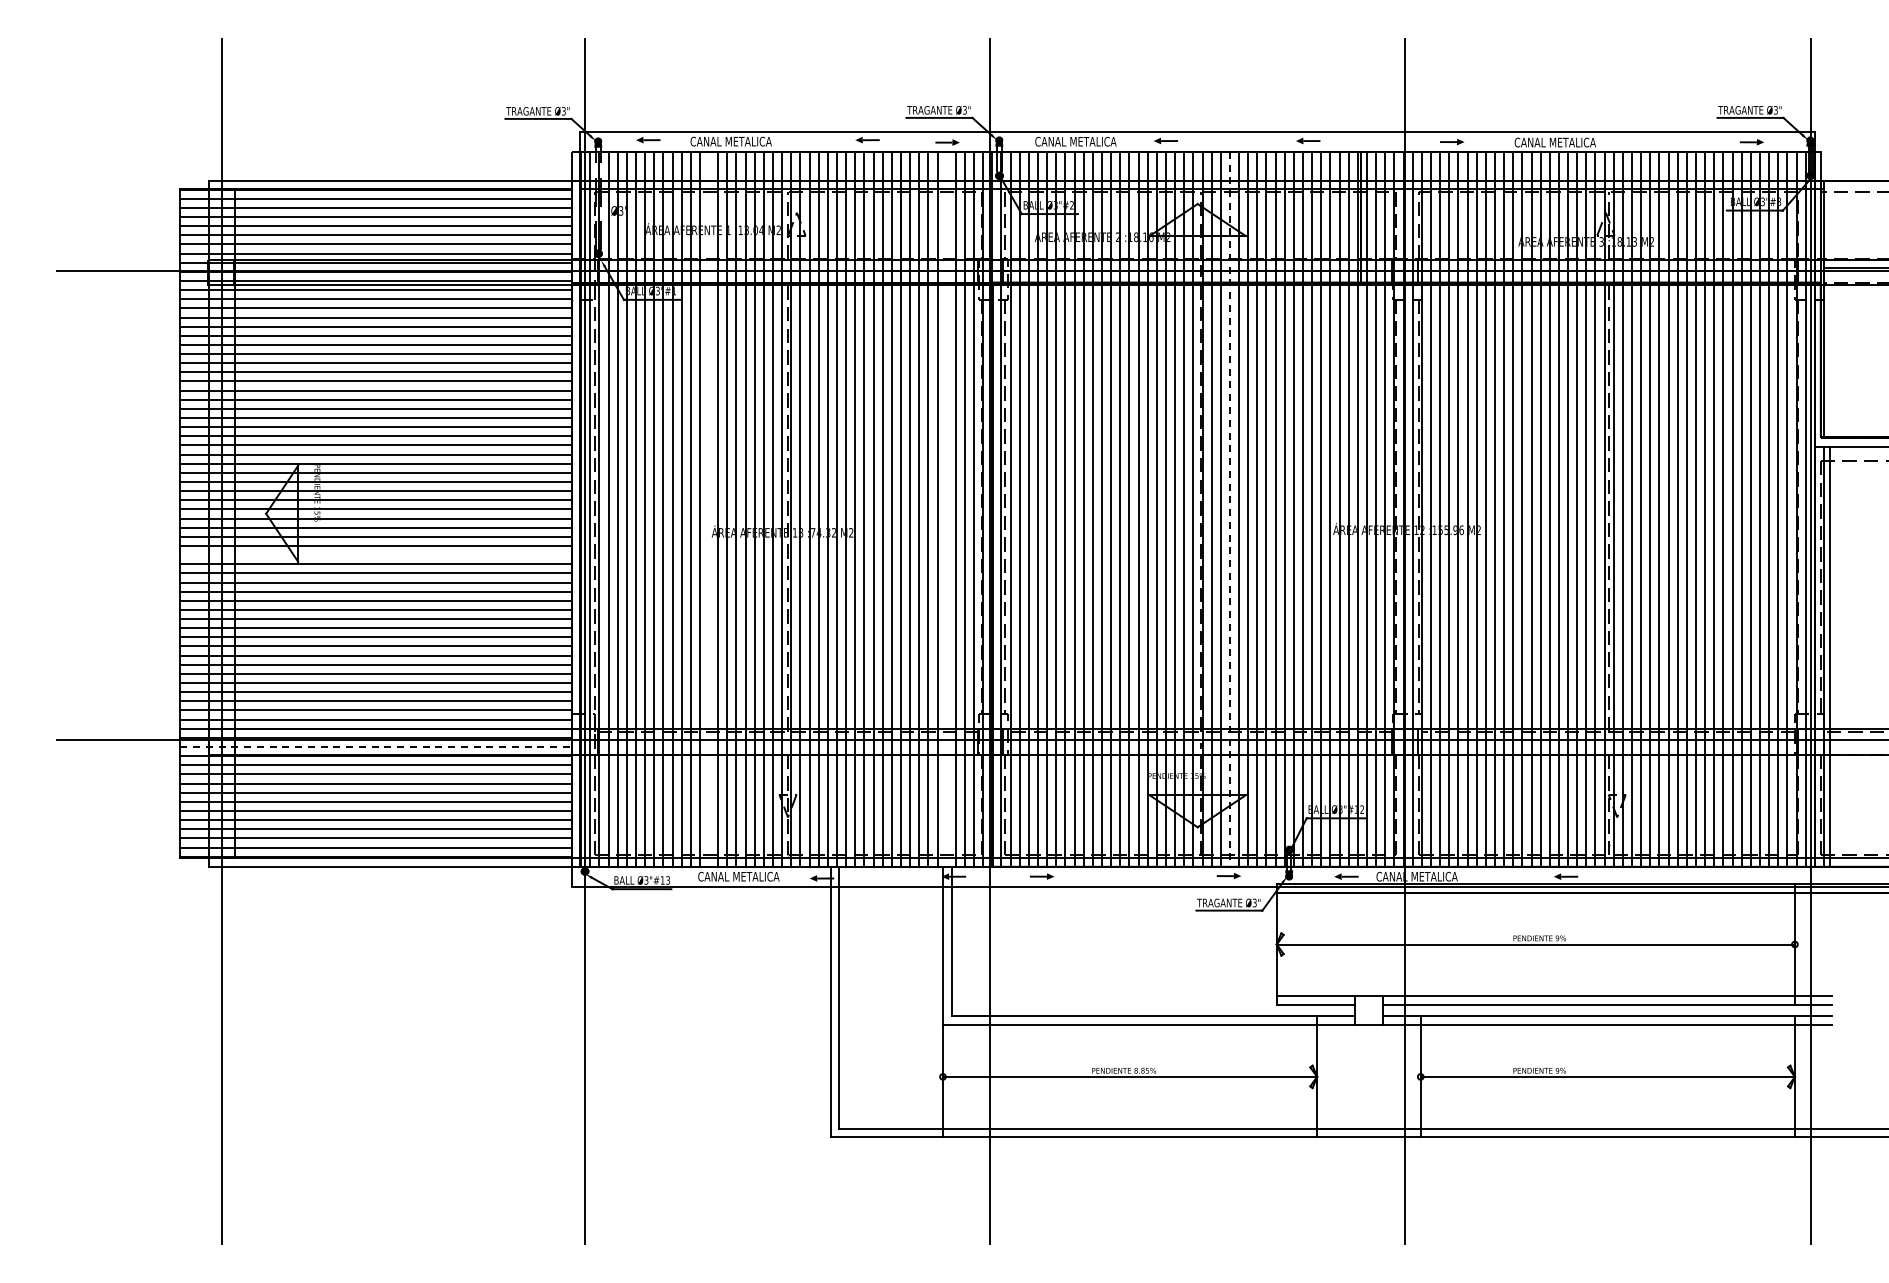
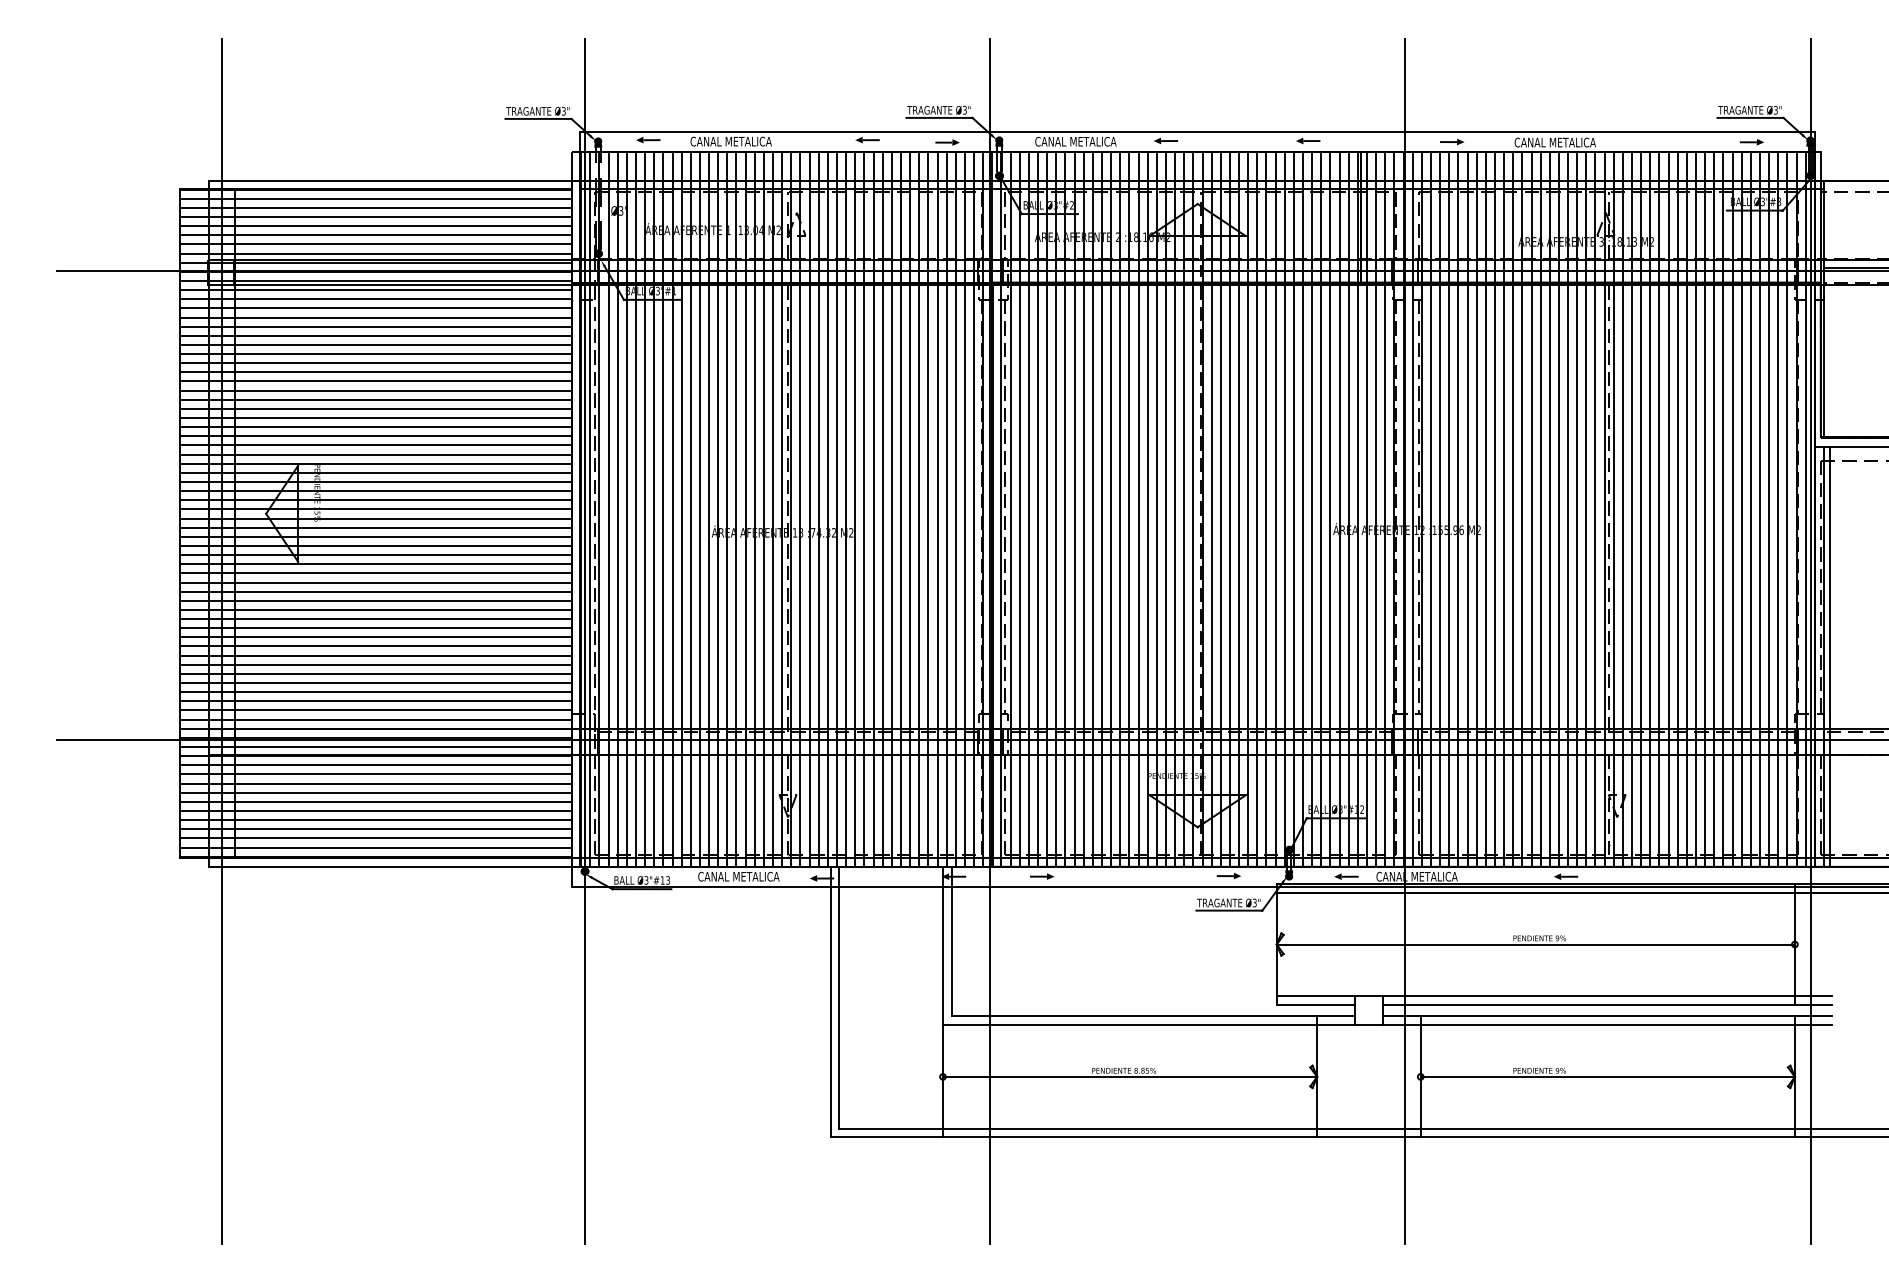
line: none -> present (709, 508)
line: none -> present (946, 508)
line: dashed -> solid (1229, 509)
line: none -> present (375, 555)
line: dashed -> solid (375, 747)
